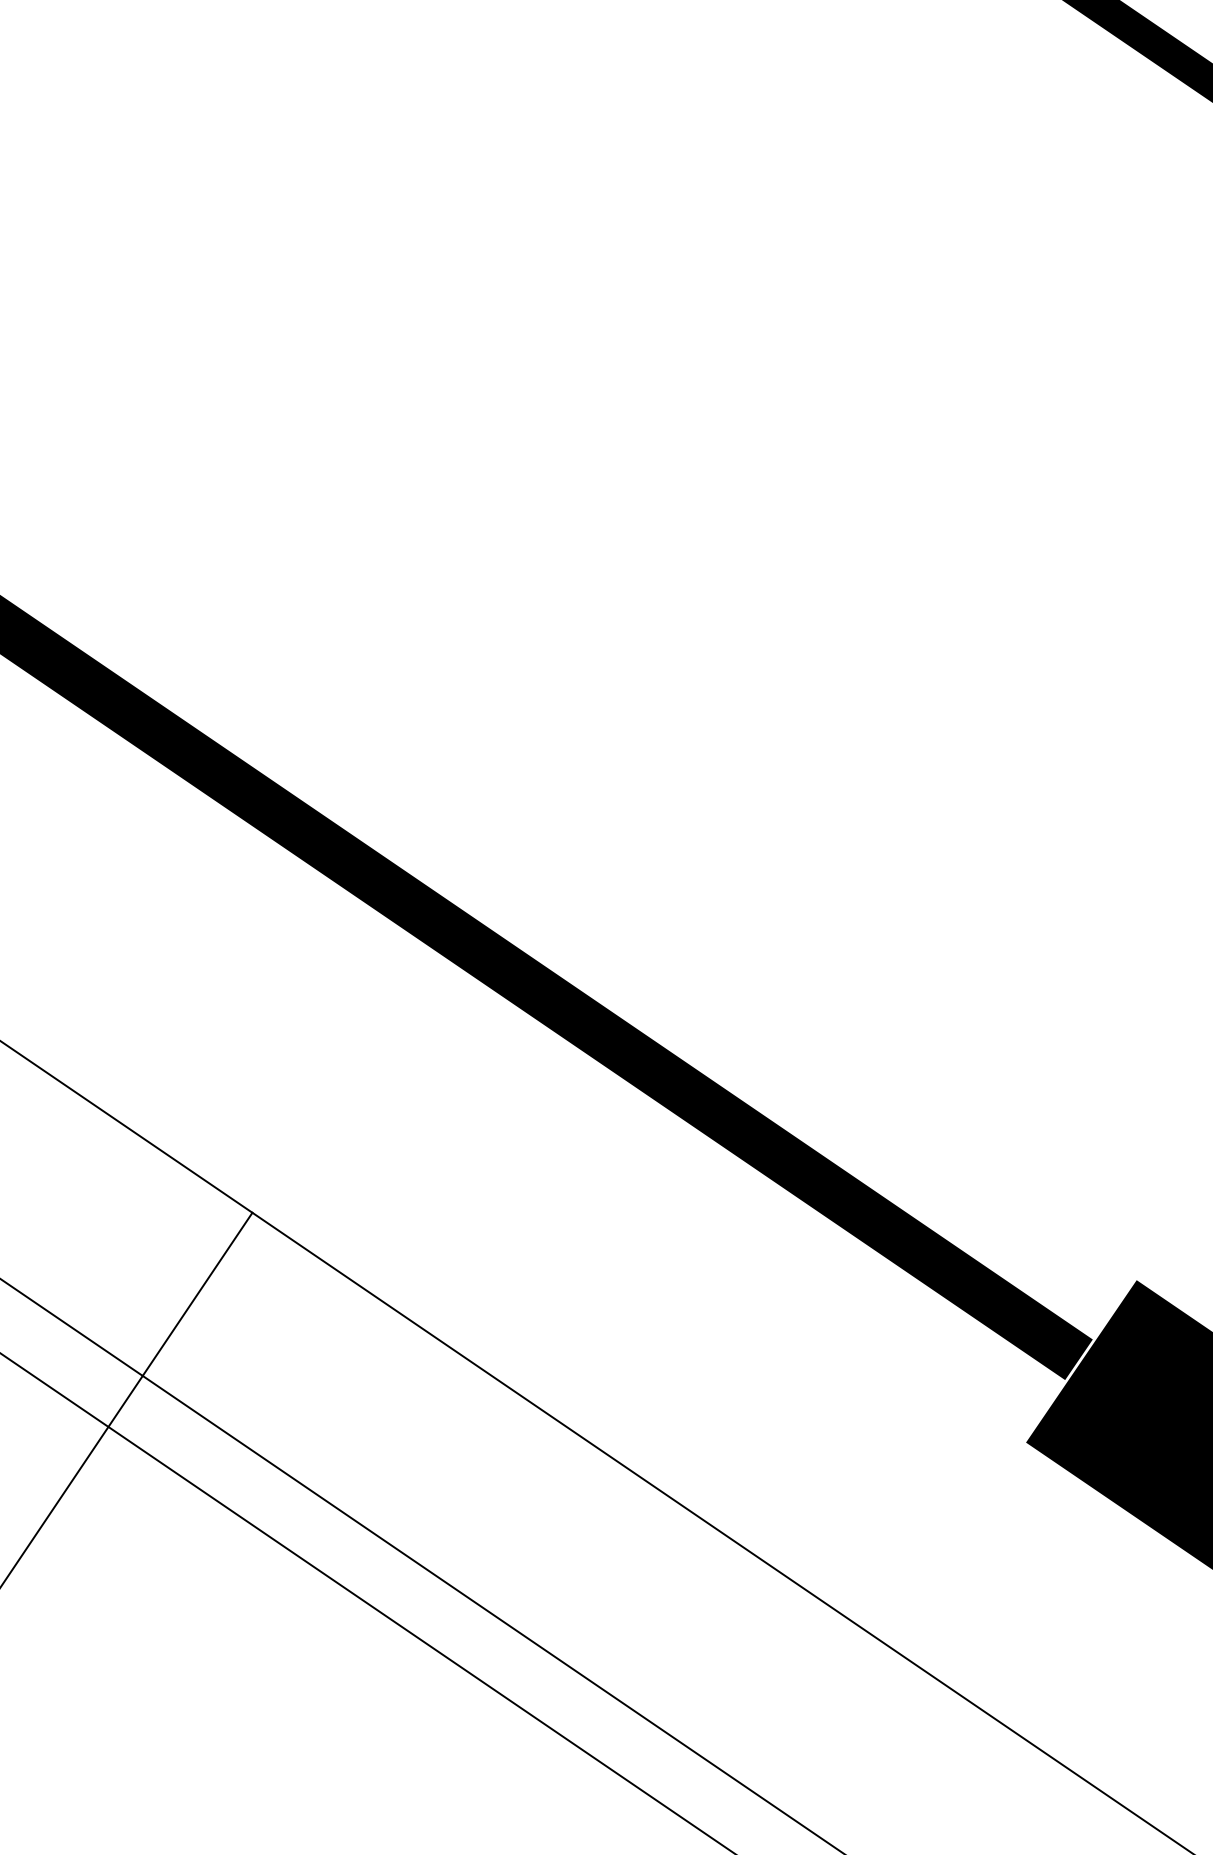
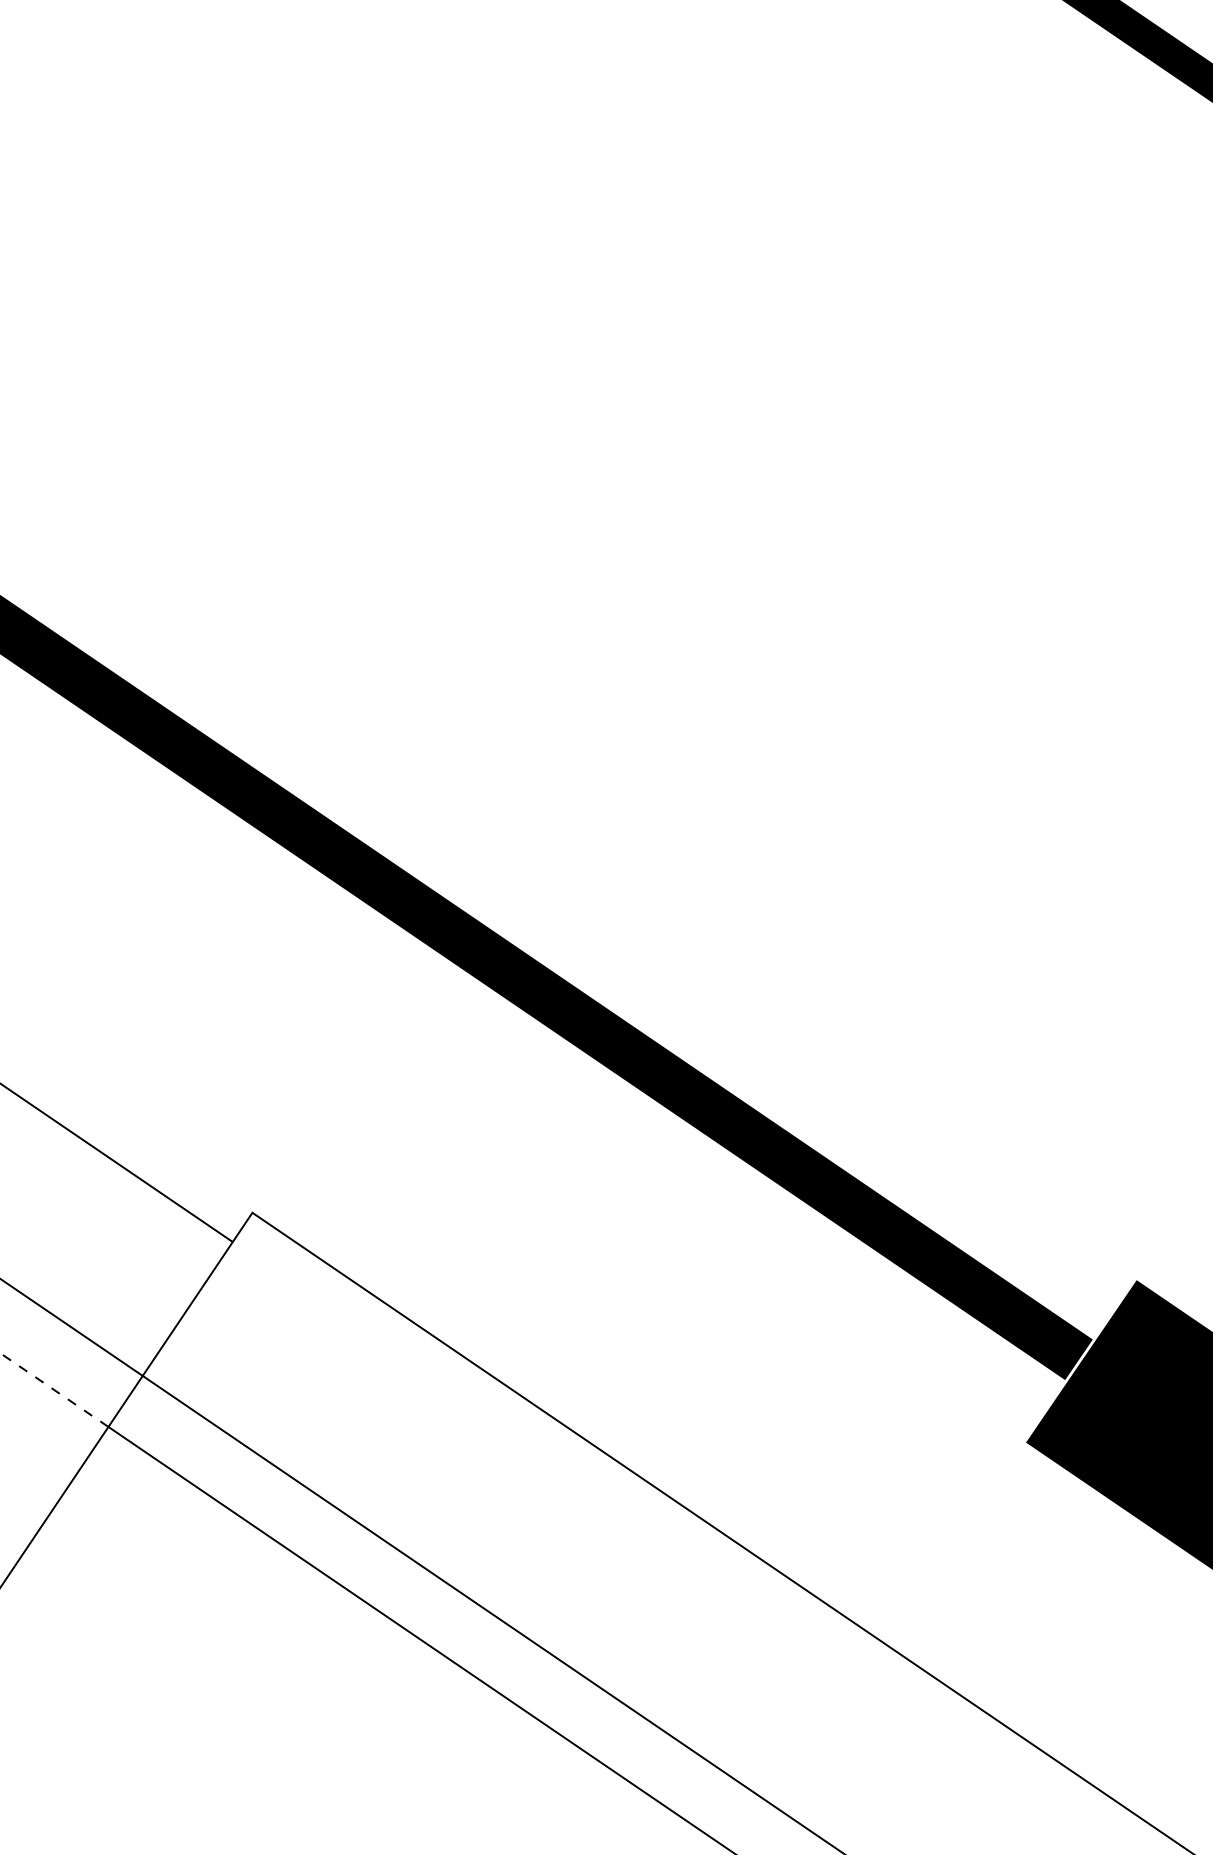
line position: (127, 1127) -> (117, 1163) (117, 1163)
line: solid -> dashed (53, 1389)
